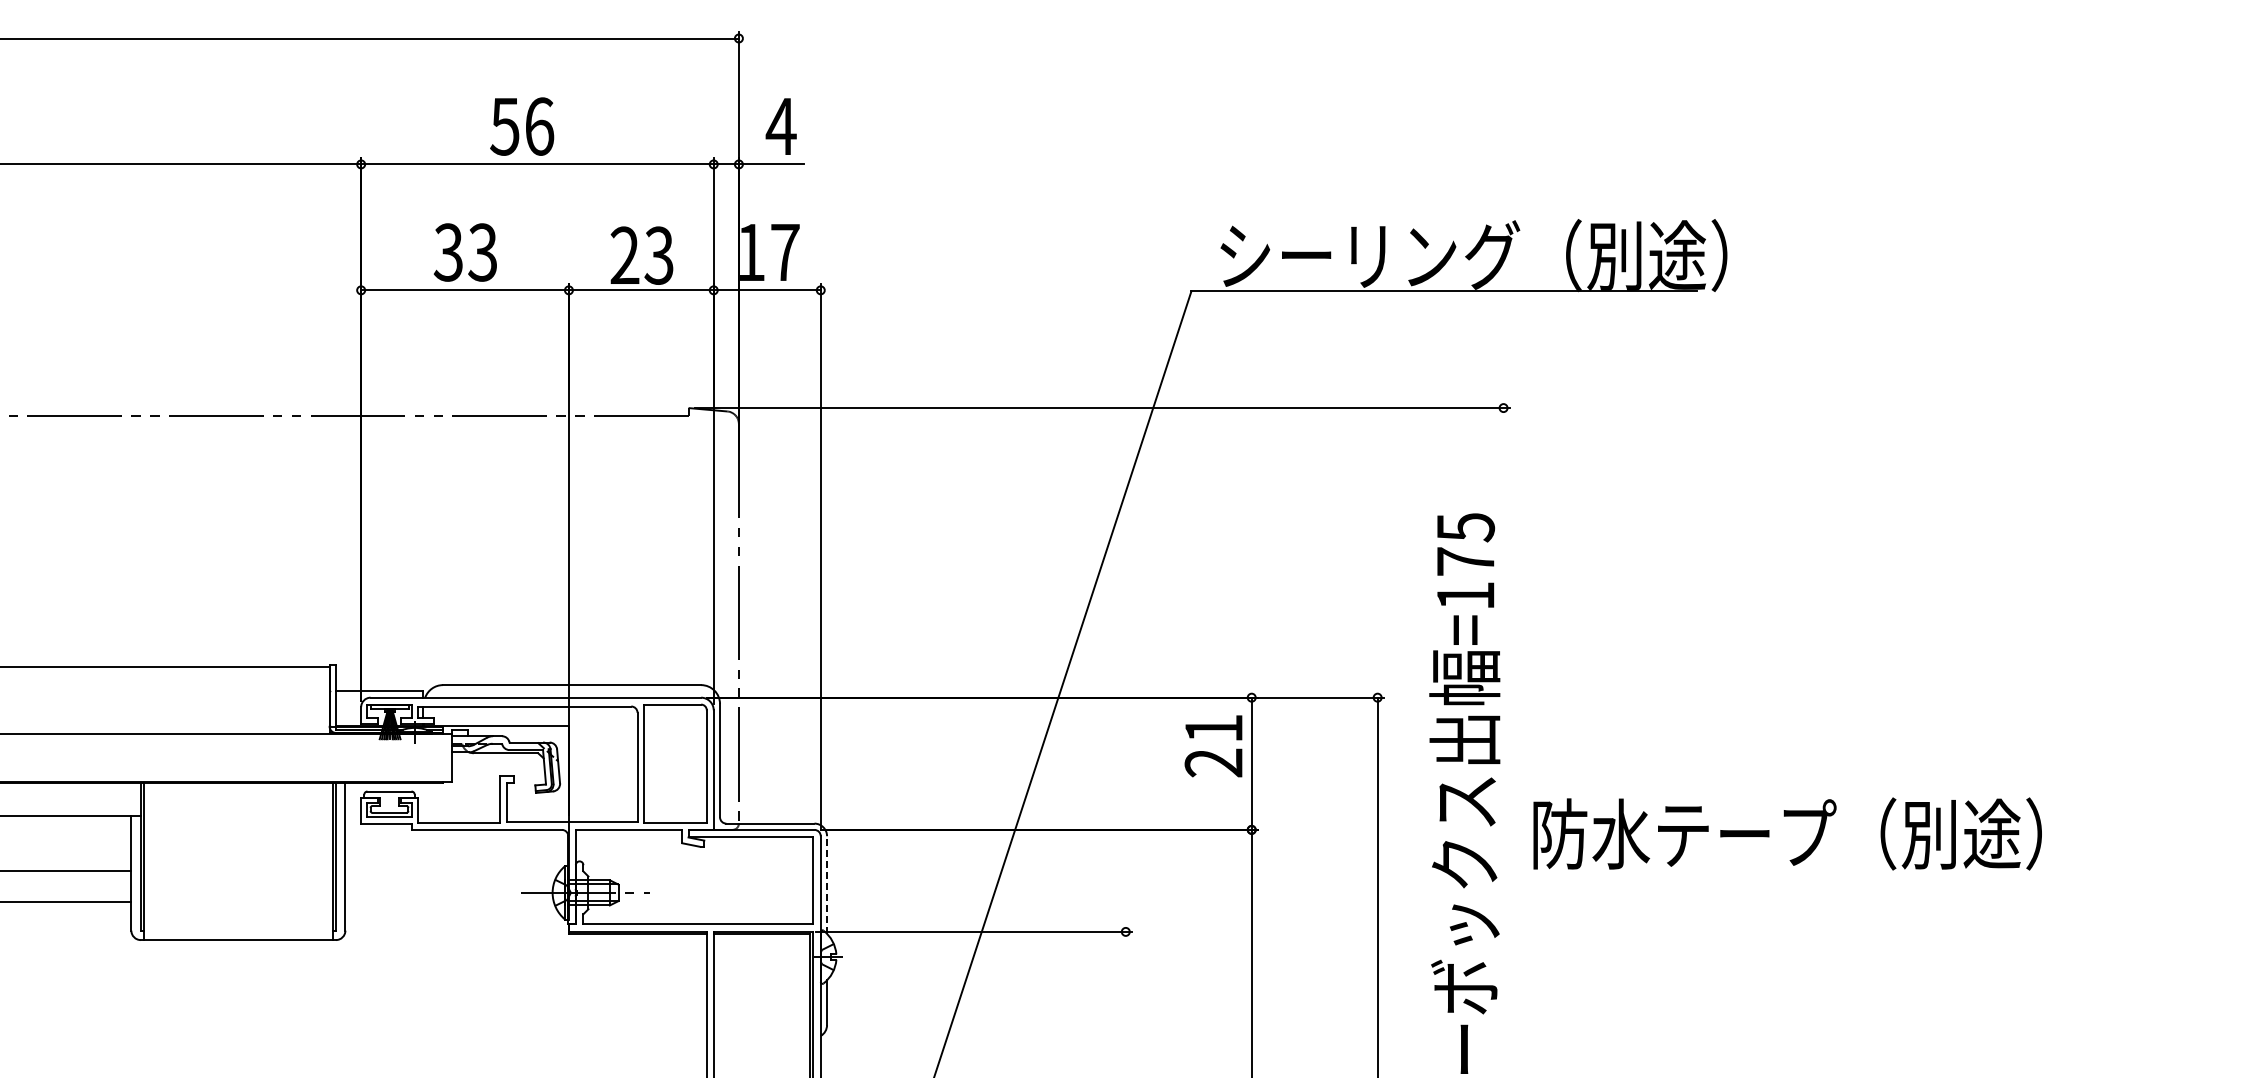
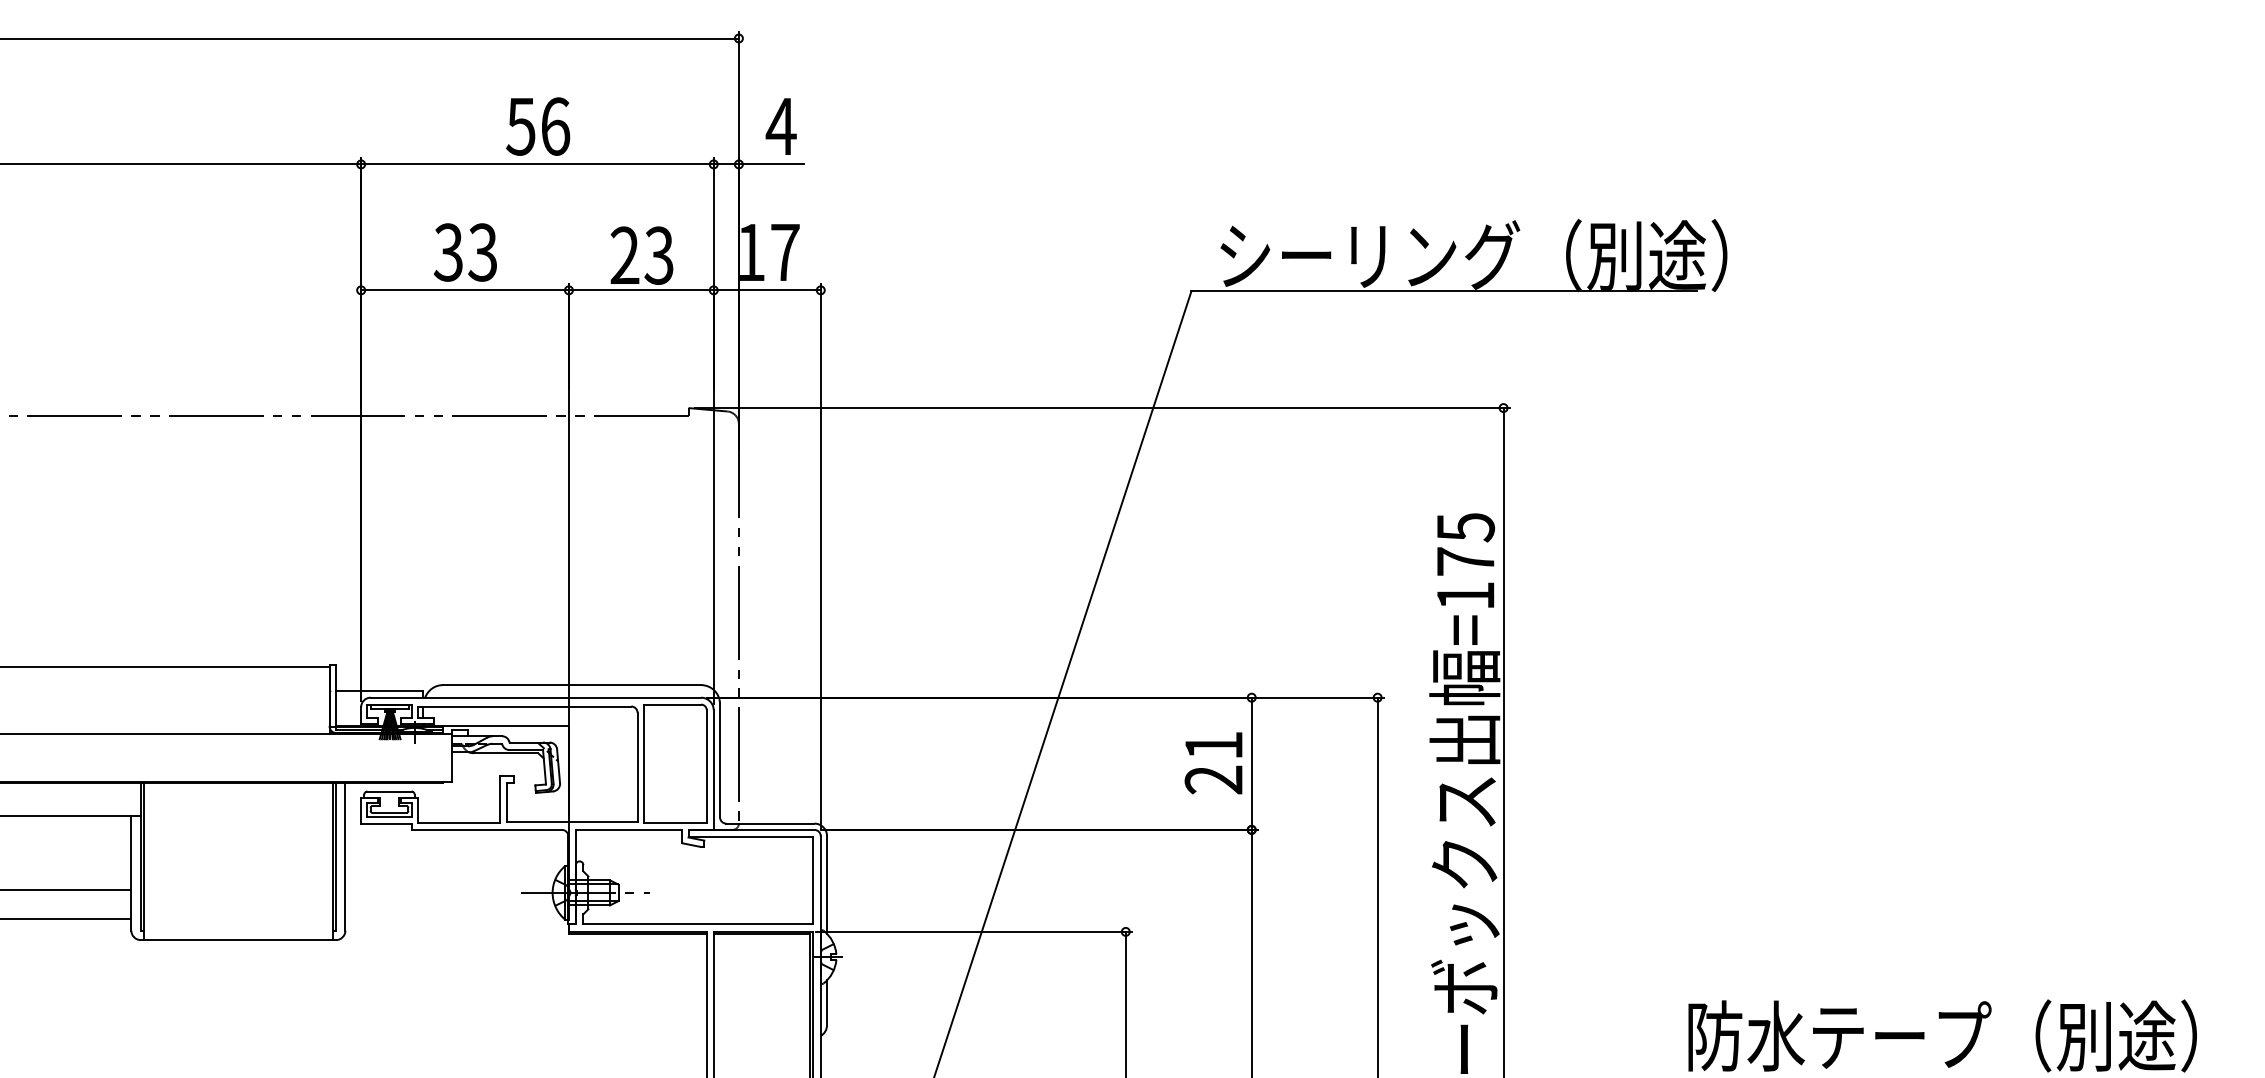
text position: (522, 126) -> (538, 126) (538, 126)
line: none -> present (1503, 741)
text position: (1213, 746) -> (1213, 763) (1213, 763)
text position: (1787, 833) -> (1942, 1035) (1942, 1035)
line position: (66, 871) -> (66, 890) (66, 890)
line: dashed -> solid (827, 885)
line position: (66, 901) -> (66, 918) (66, 918)
line: none -> present (1125, 1002)
